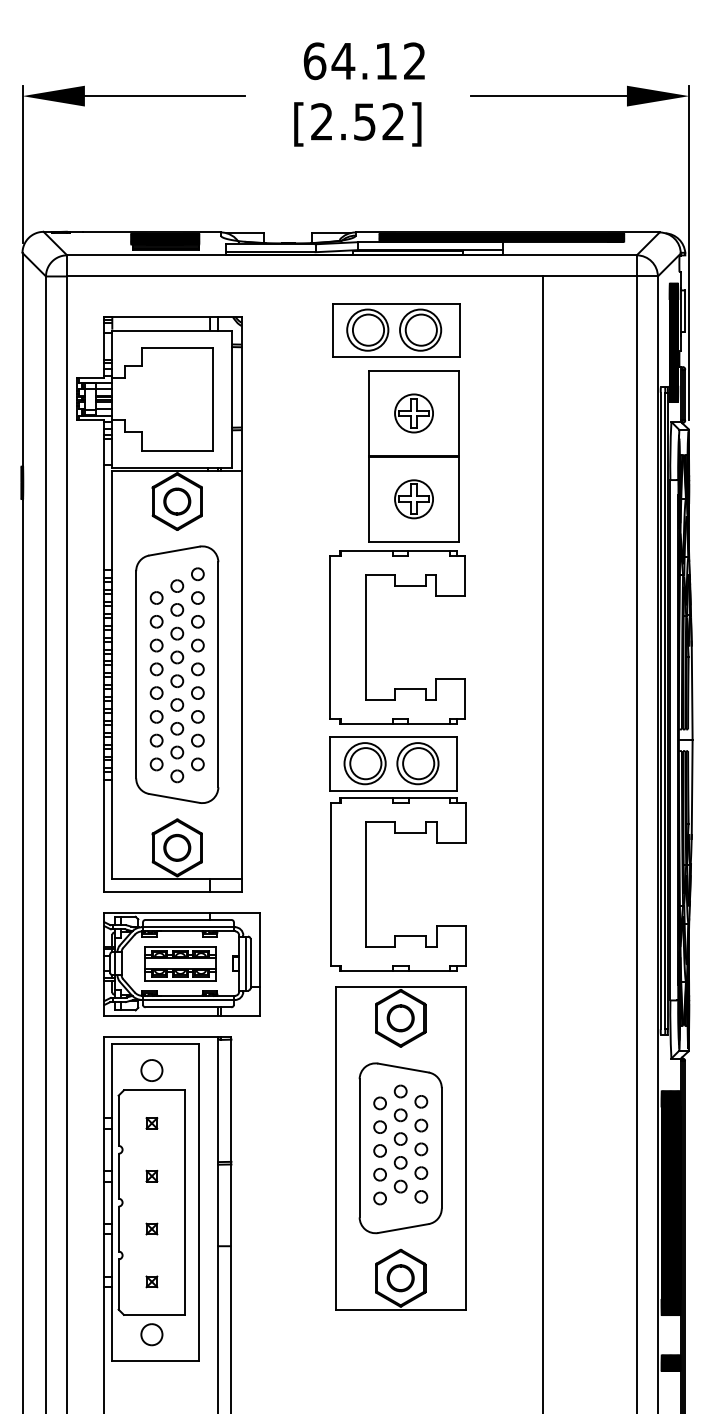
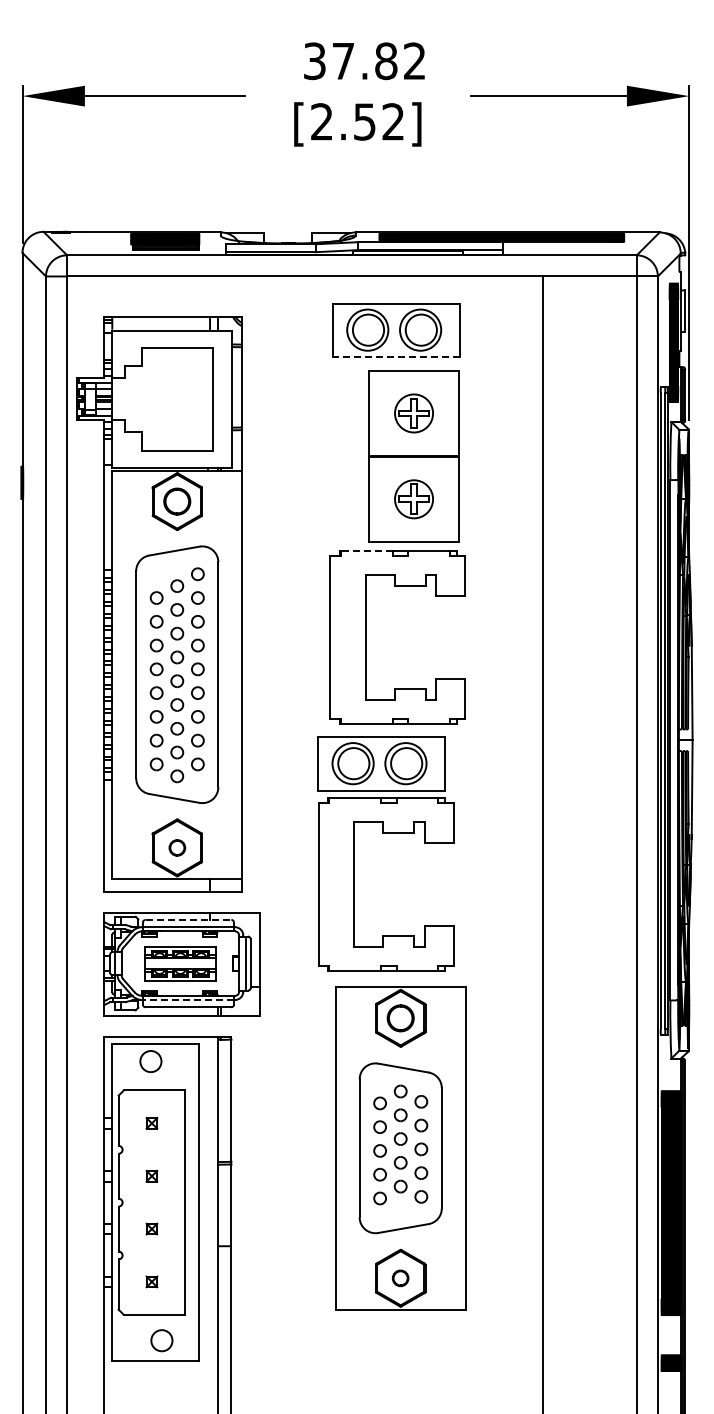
text: 64.12 -> 37.82 (350, 61)
line: solid -> dashed (395, 357)
line: solid -> dashed (366, 551)
part position: (397, 833) -> (385, 833) (385, 833)
part size: 29x28 px -> 19x18 px (177, 847)
line: solid -> dashed (188, 919)
line: solid -> dashed (187, 1000)
part position: (151, 1070) -> (150, 1061) (150, 1061)
part size: 29x29 px -> 19x19 px (400, 1278)
part position: (151, 1334) -> (161, 1340) (161, 1340)
